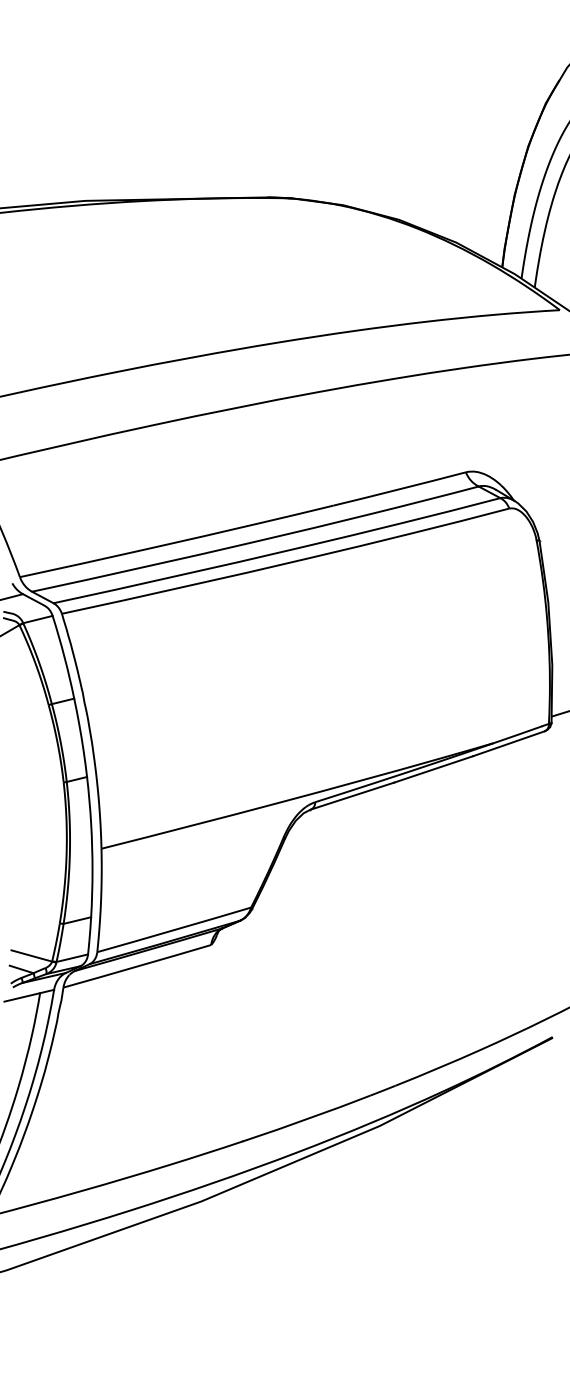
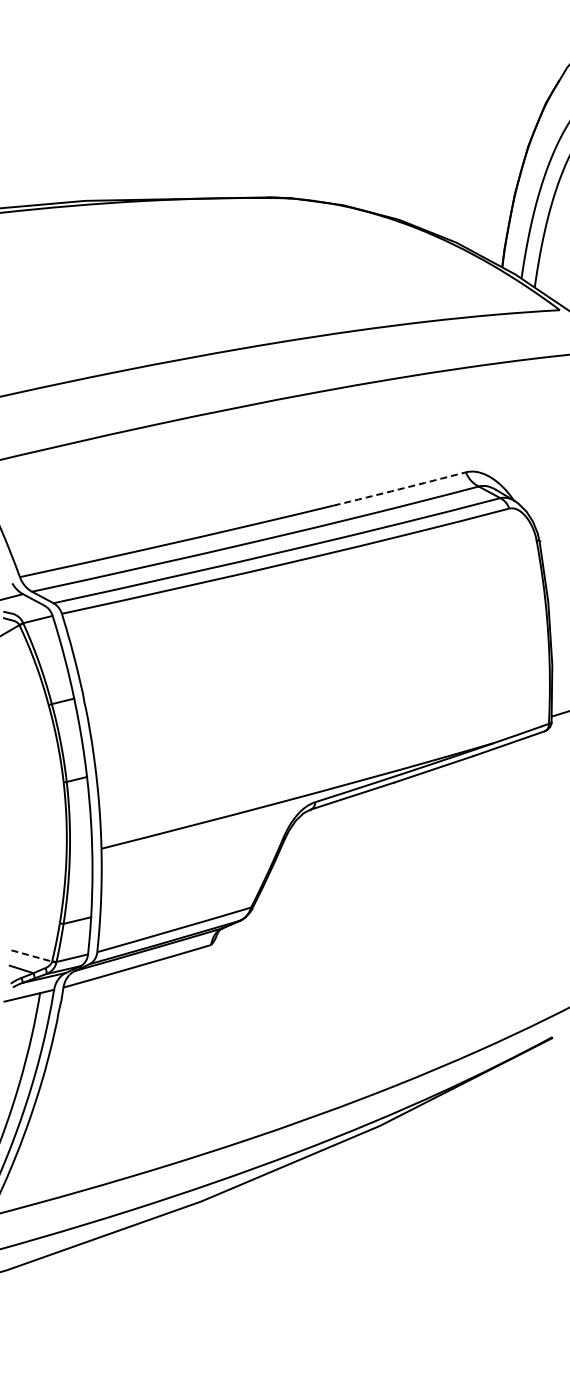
arc: solid -> dashed (399, 489)
line: solid -> dashed (32, 956)
